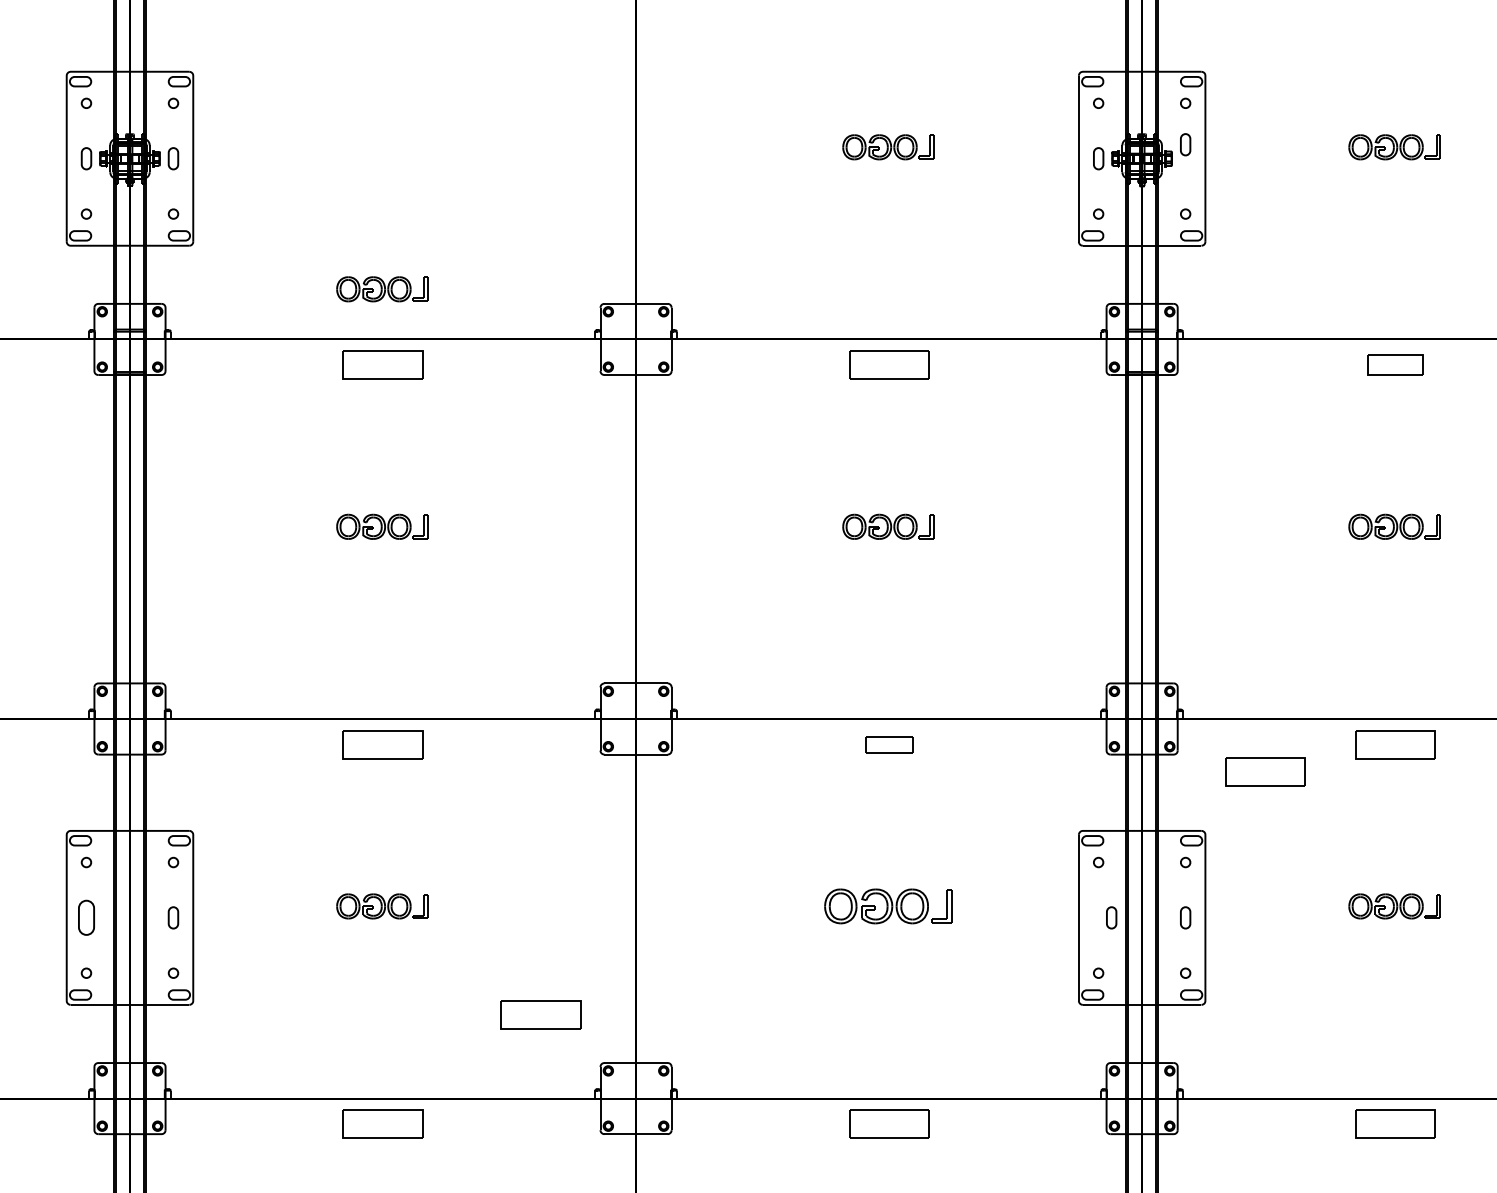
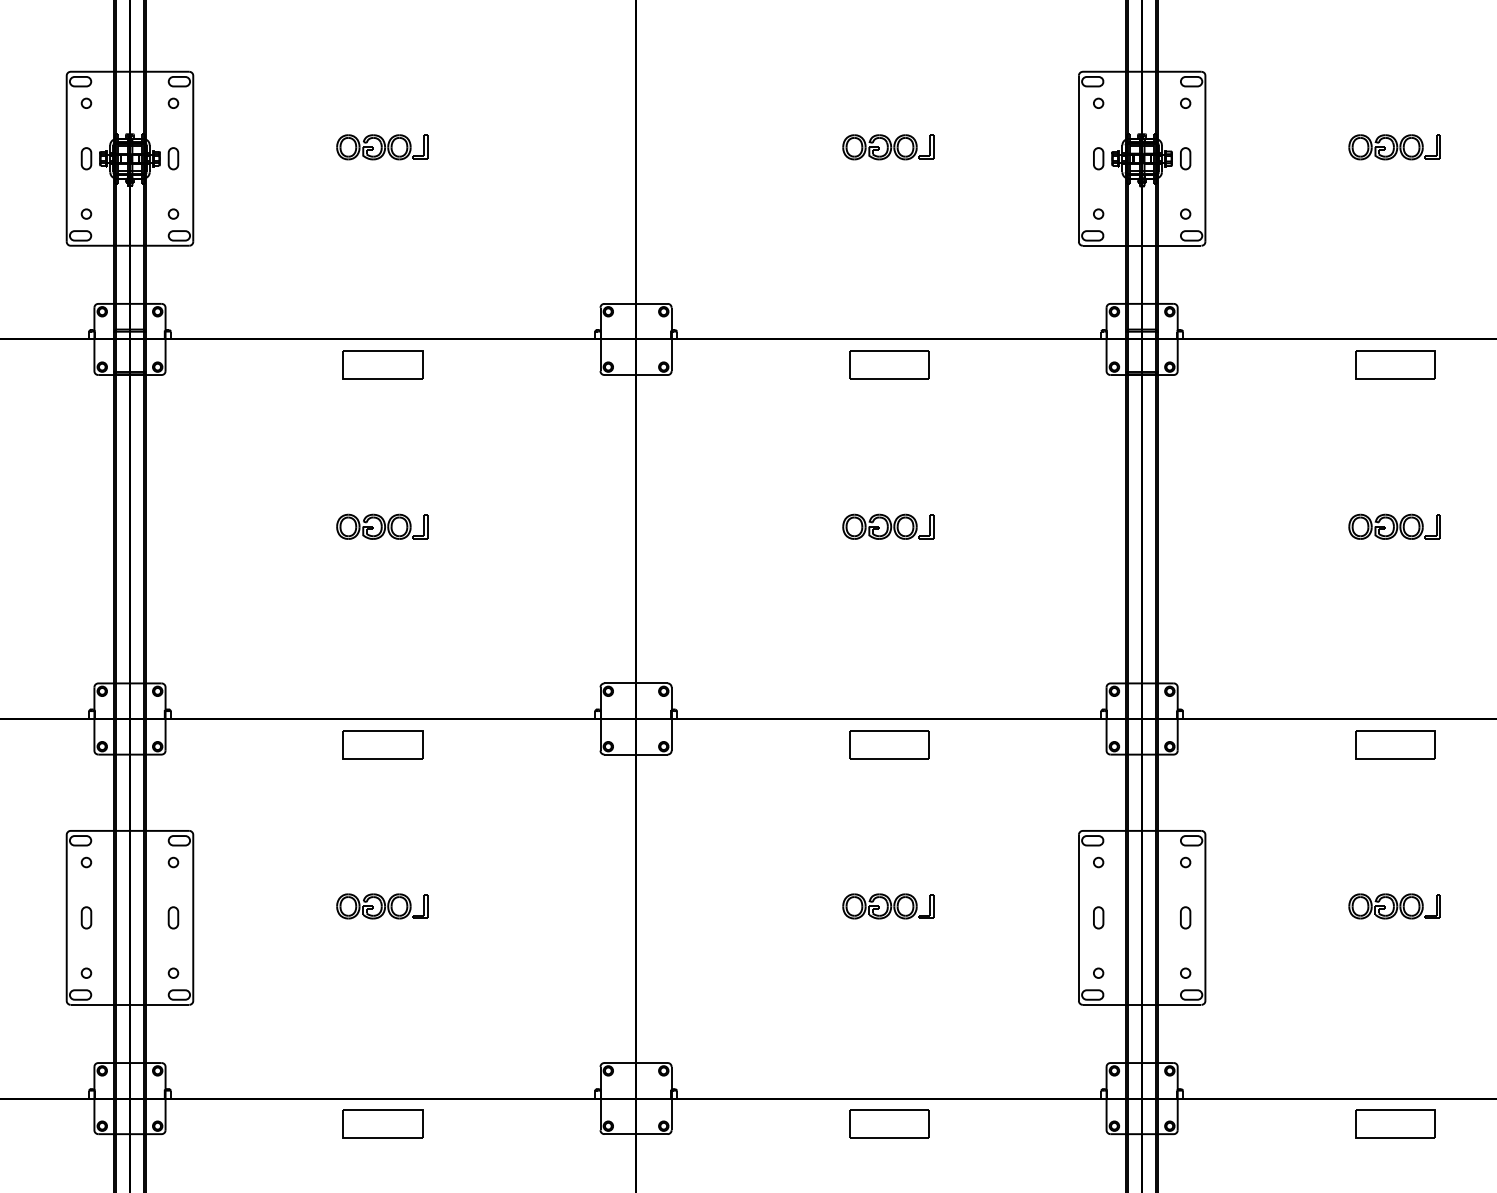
part position: (1185, 144) -> (1185, 158) (1185, 158)
part position: (382, 289) -> (382, 147) (382, 147)
part size: 57x22 px -> 81x30 px (1395, 364)
part size: 49x18 px -> 81x30 px (889, 744)
part: present -> none (1265, 771)
part size: 129x37 px -> 93x27 px (888, 906)
part size: 17x37 px -> 13x24 px (86, 917)
part position: (1111, 917) -> (1098, 917) (1098, 917)
part: present -> none (540, 1014)
